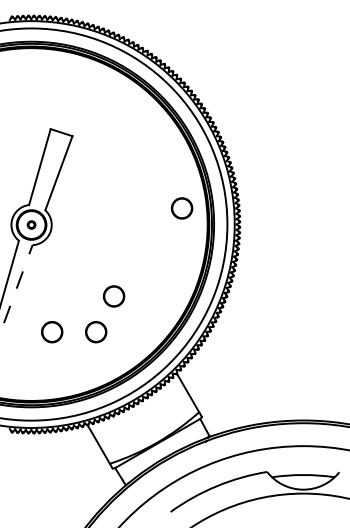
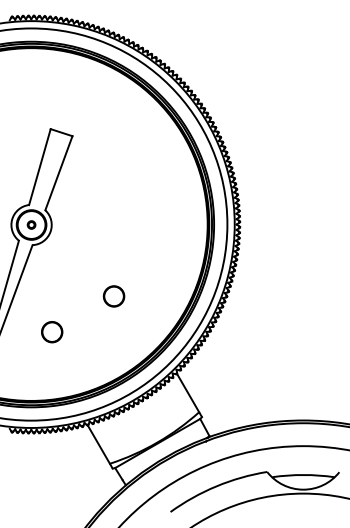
part: present -> none (181, 208)
line: dashed -> solid (16, 289)
circle: present -> none (96, 332)
